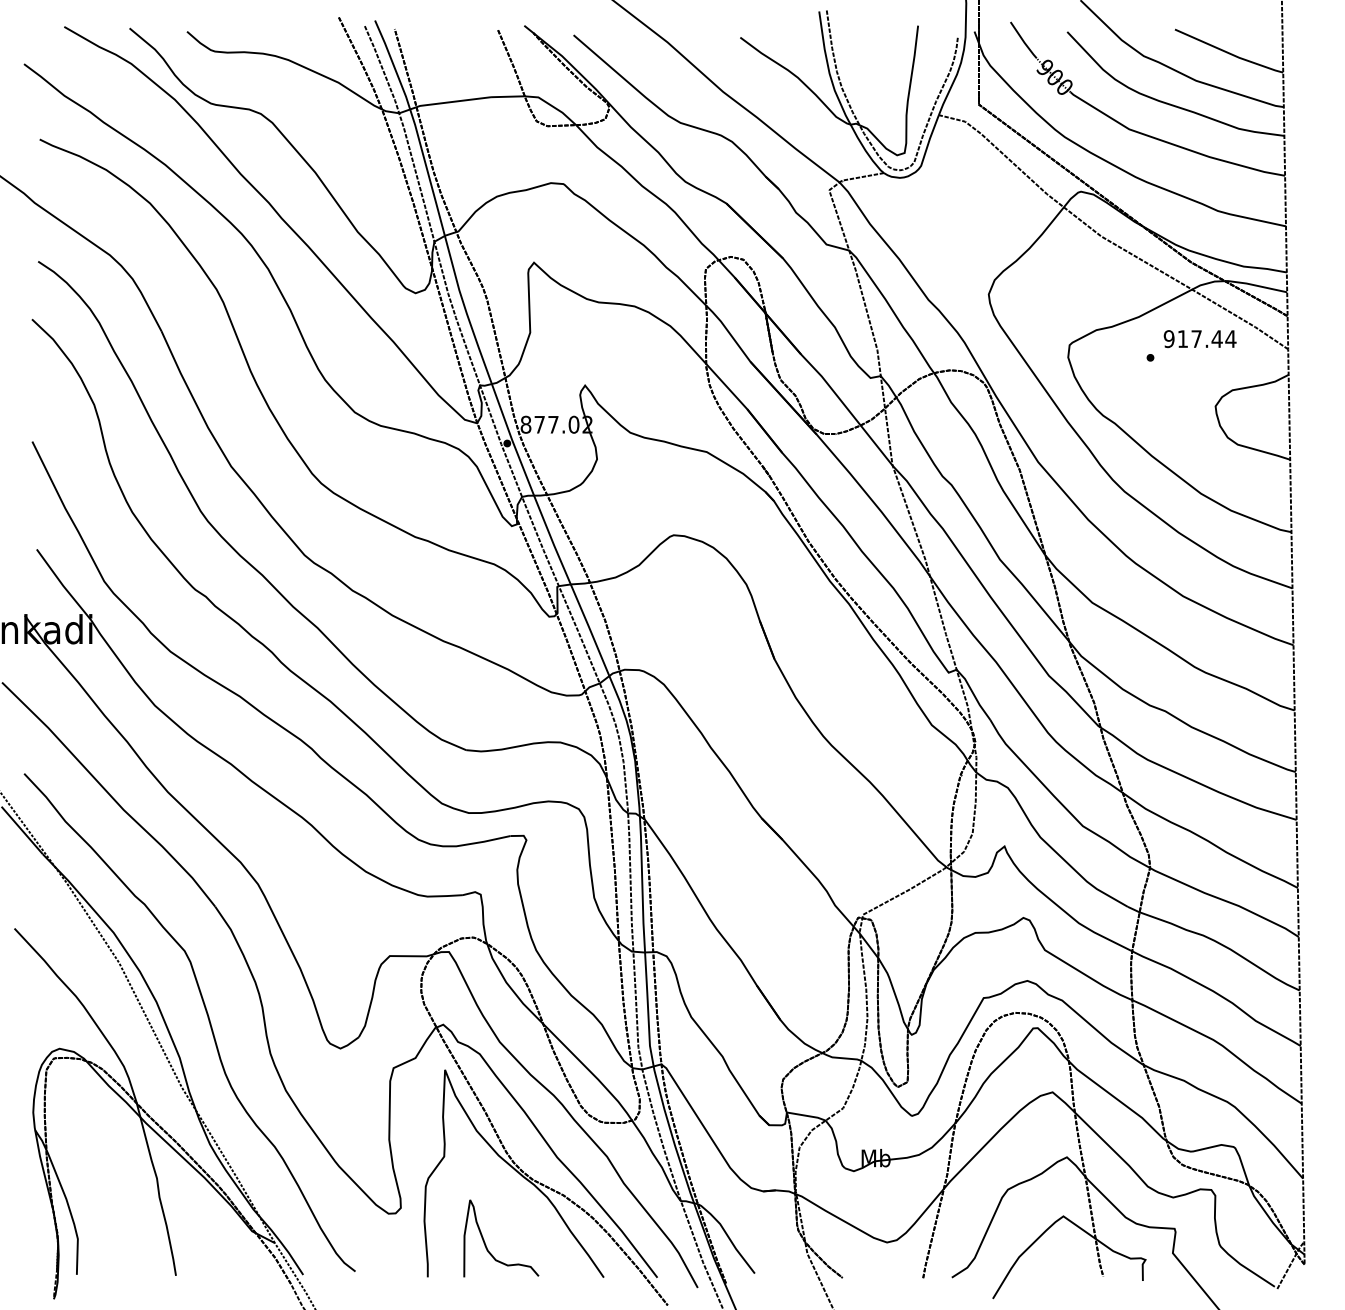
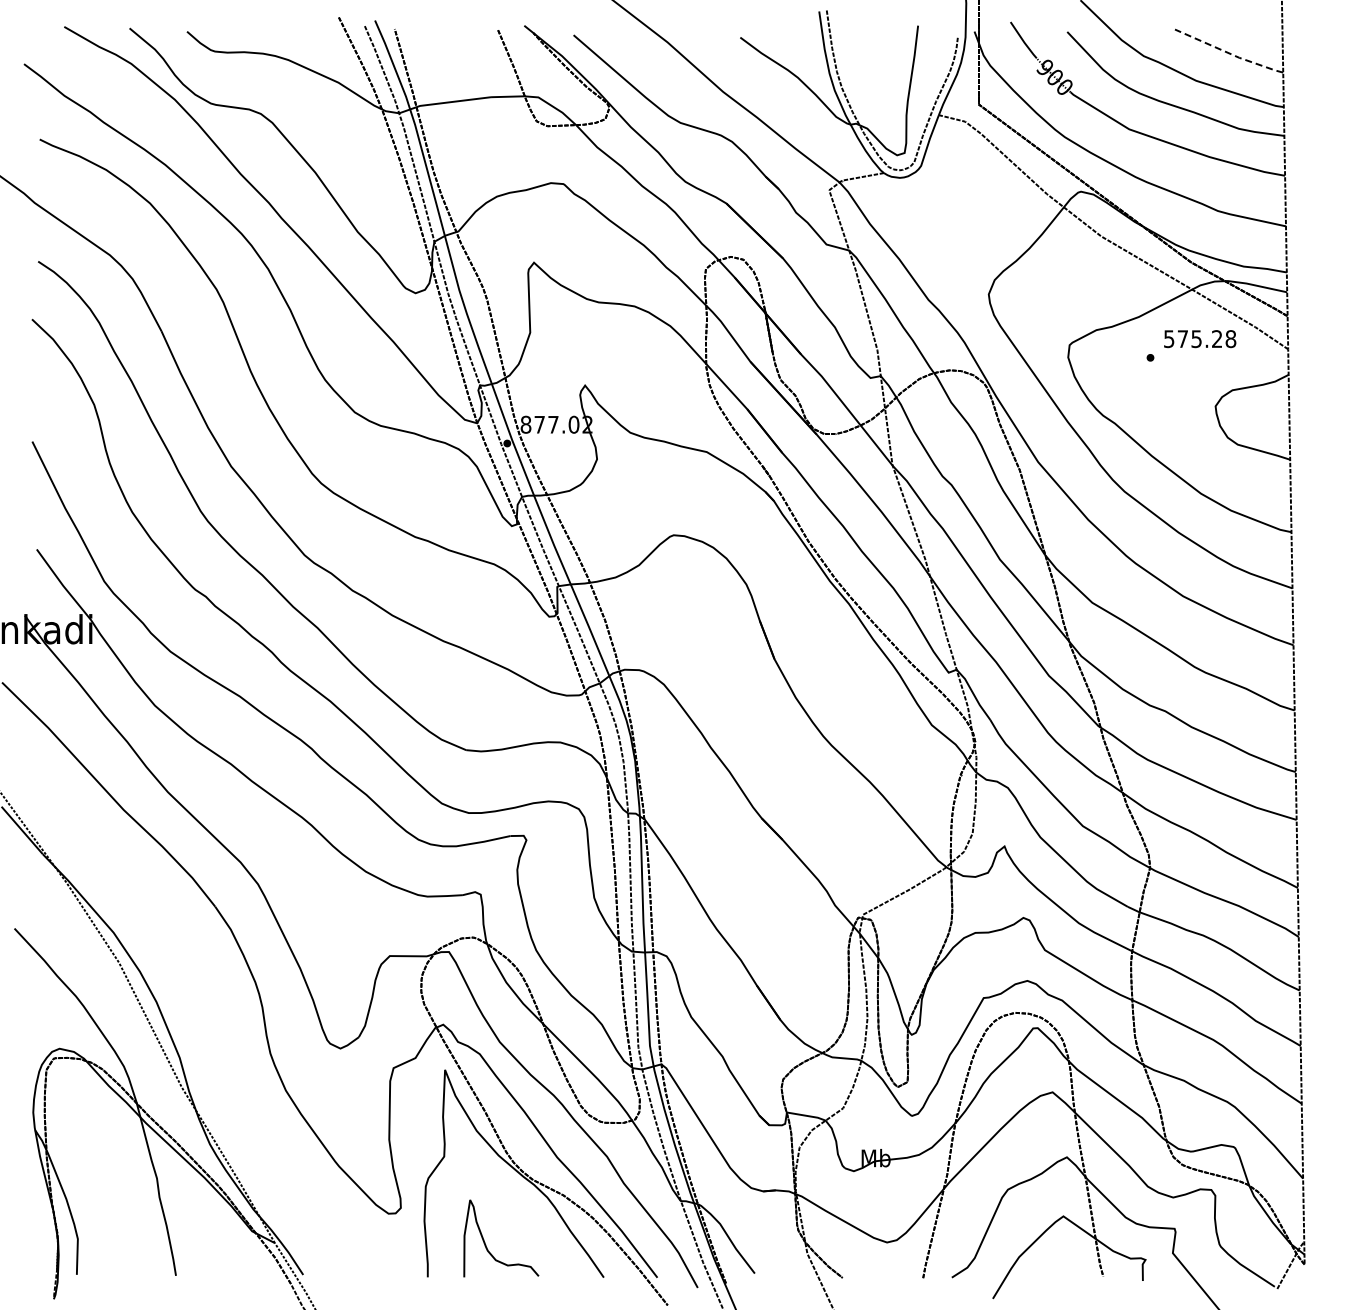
line: solid -> dashed (1229, 53)
text: 917.44 -> 575.28 (1199, 339)
curve: present -> none (207, 1018)
